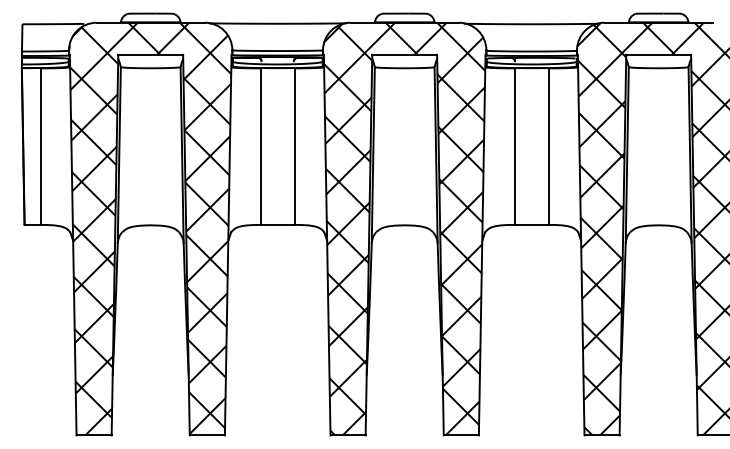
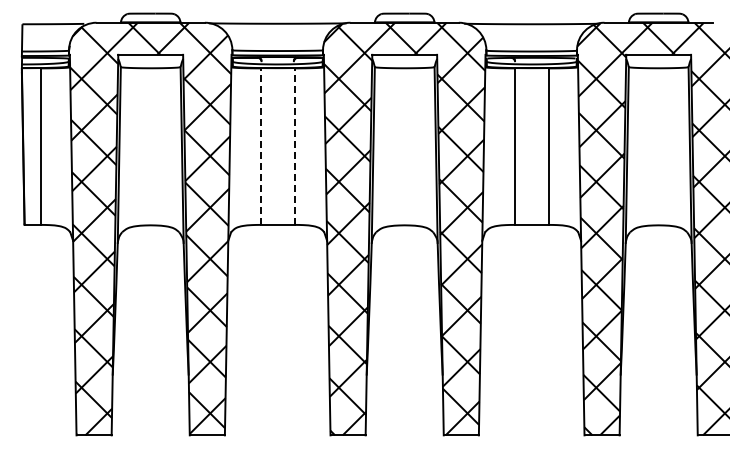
line: solid -> dashed (260, 146)
line: solid -> dashed (294, 146)
